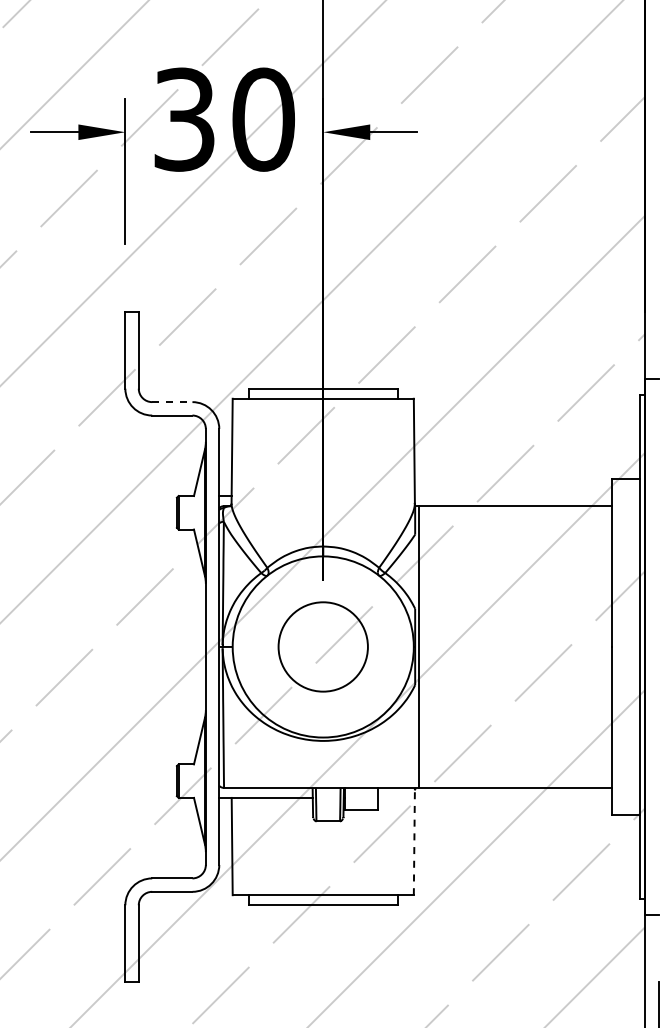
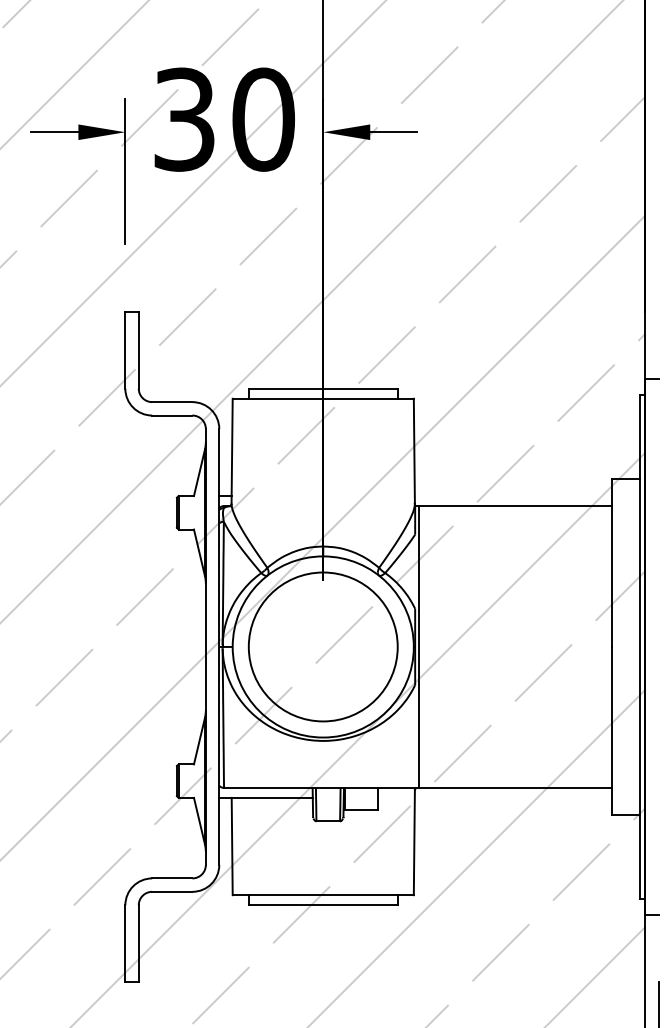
line: dashed -> solid (172, 402)
circle diameter: 89 px -> 149 px (322, 646)
line: dashed -> solid (414, 842)
